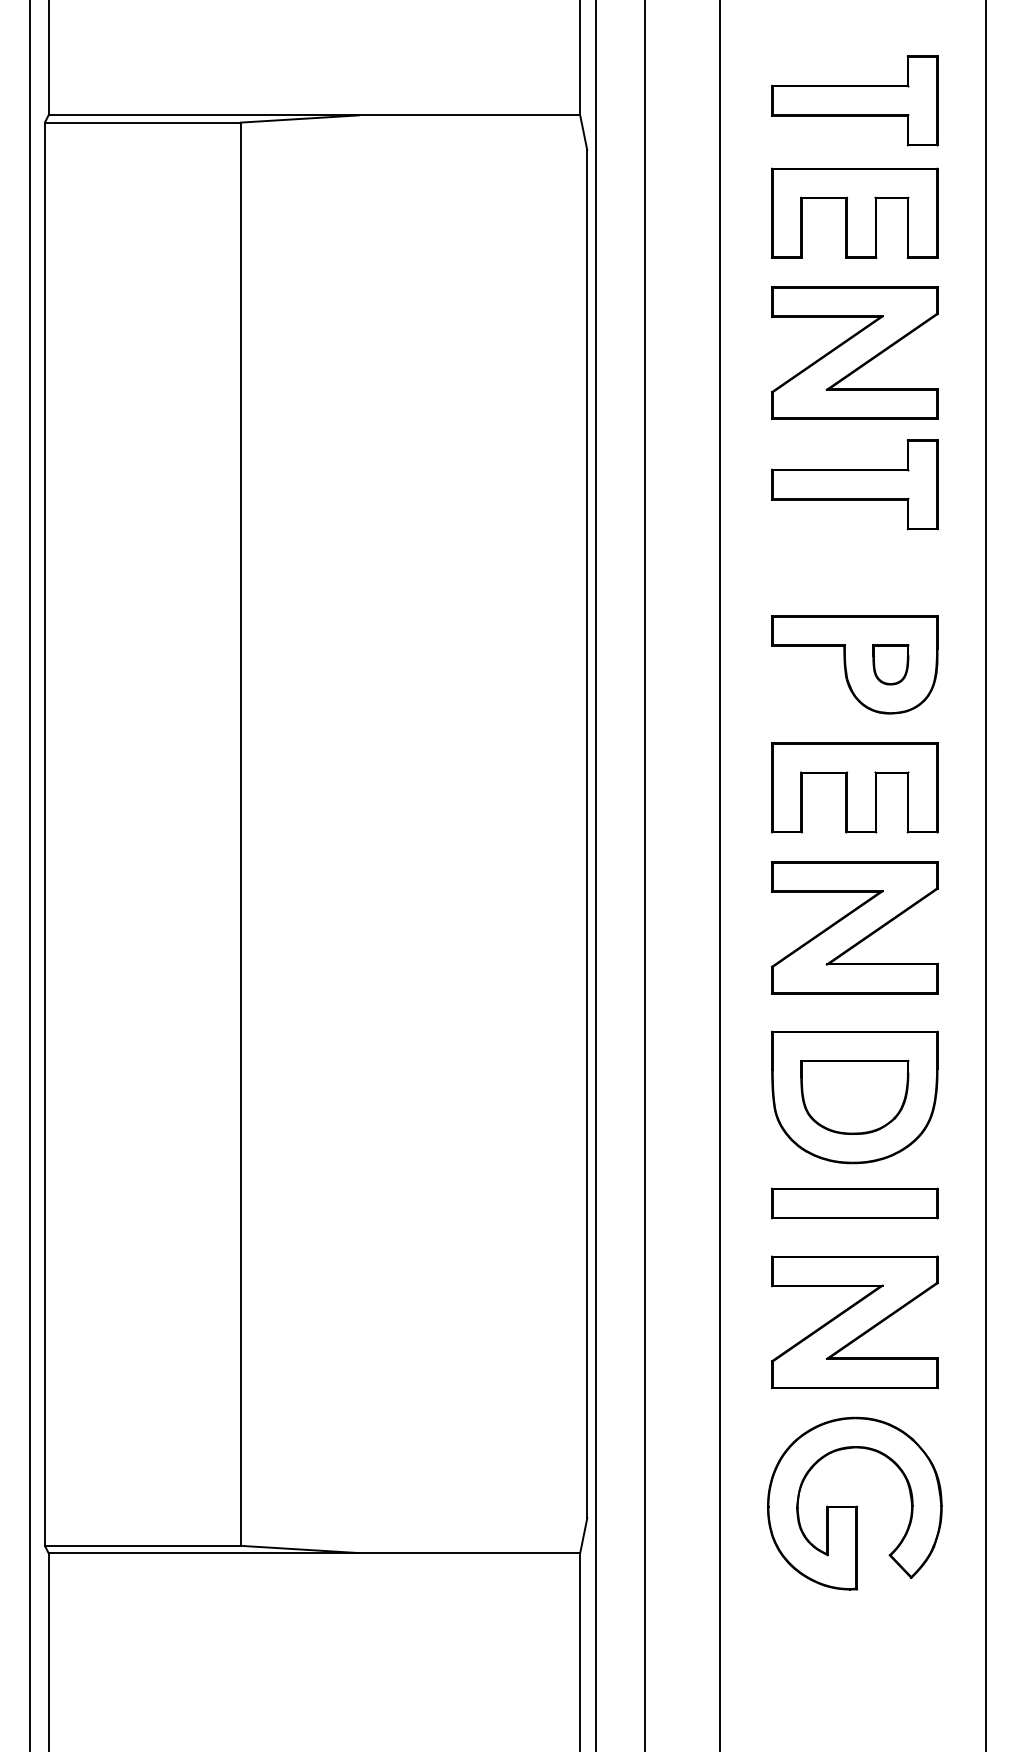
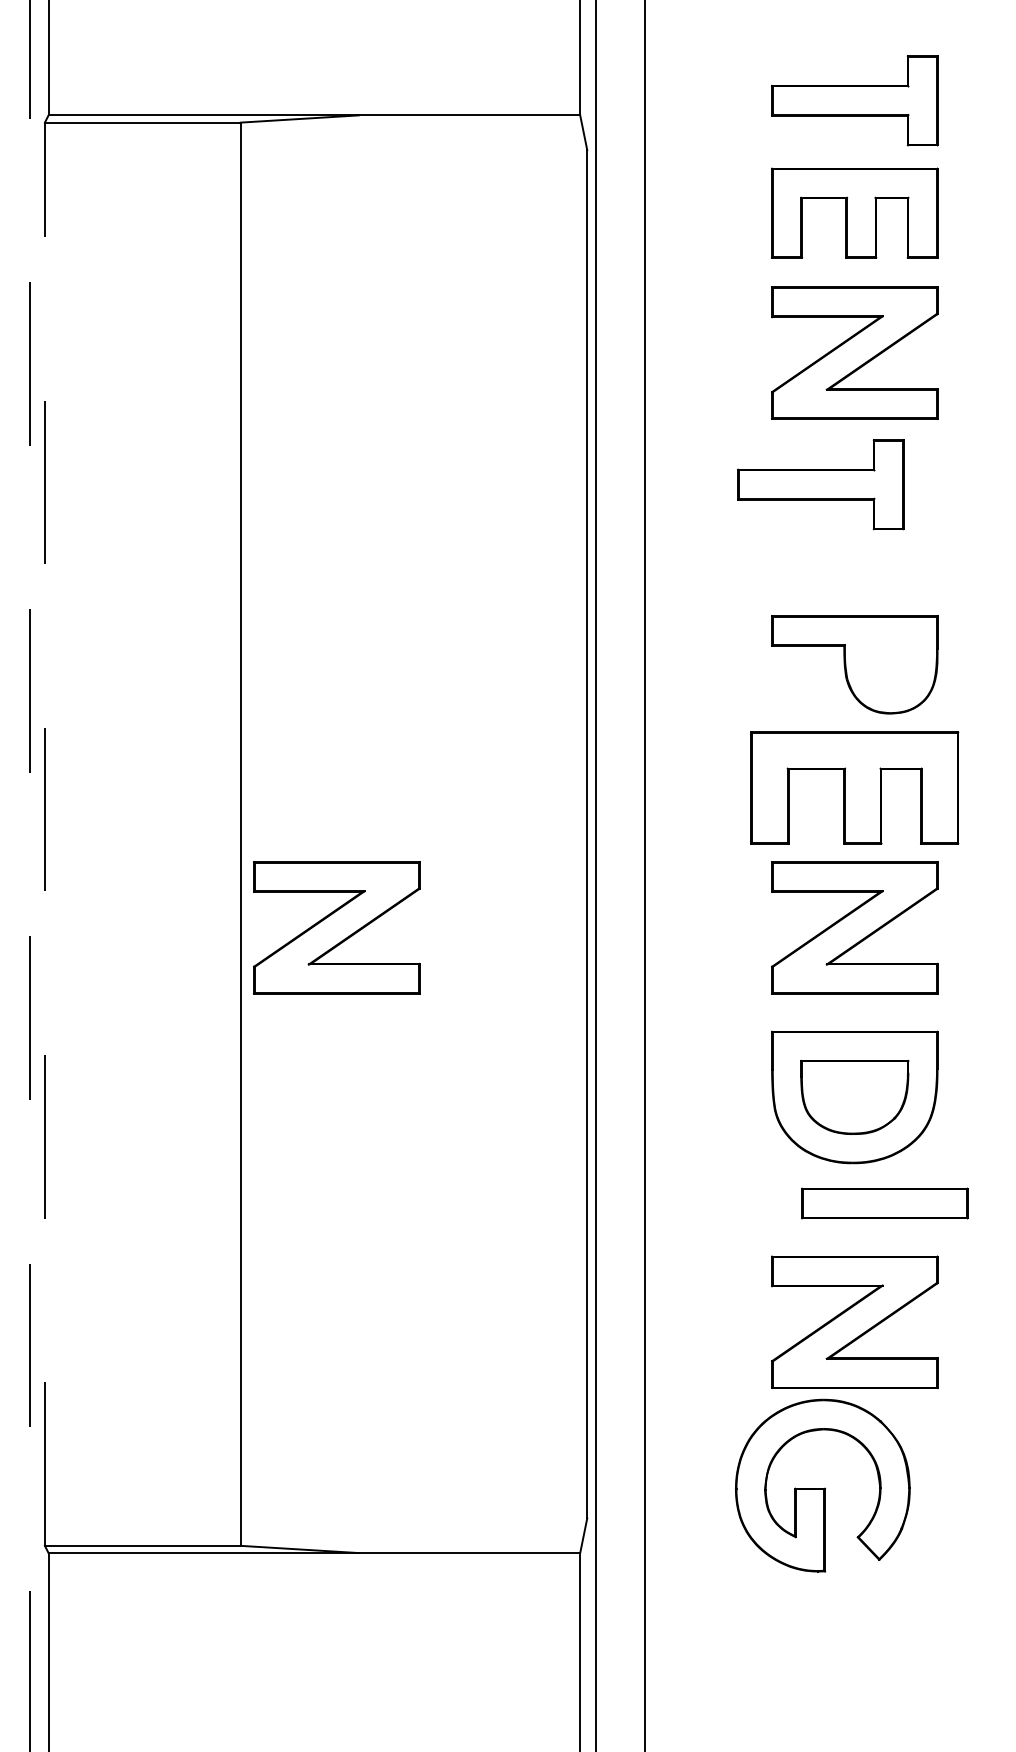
part position: (854, 484) -> (820, 484) (820, 484)
part: present -> none (890, 664)
part size: 168x92 px -> 210x114 px (854, 787)
line: solid -> dashed (44, 834)
line: solid -> dashed (30, 875)
line: present -> none (719, 875)
line: present -> none (985, 875)
part: none -> present (336, 927)
part position: (854, 1203) -> (884, 1203) (884, 1203)
part position: (854, 1503) -> (822, 1485) (822, 1485)
